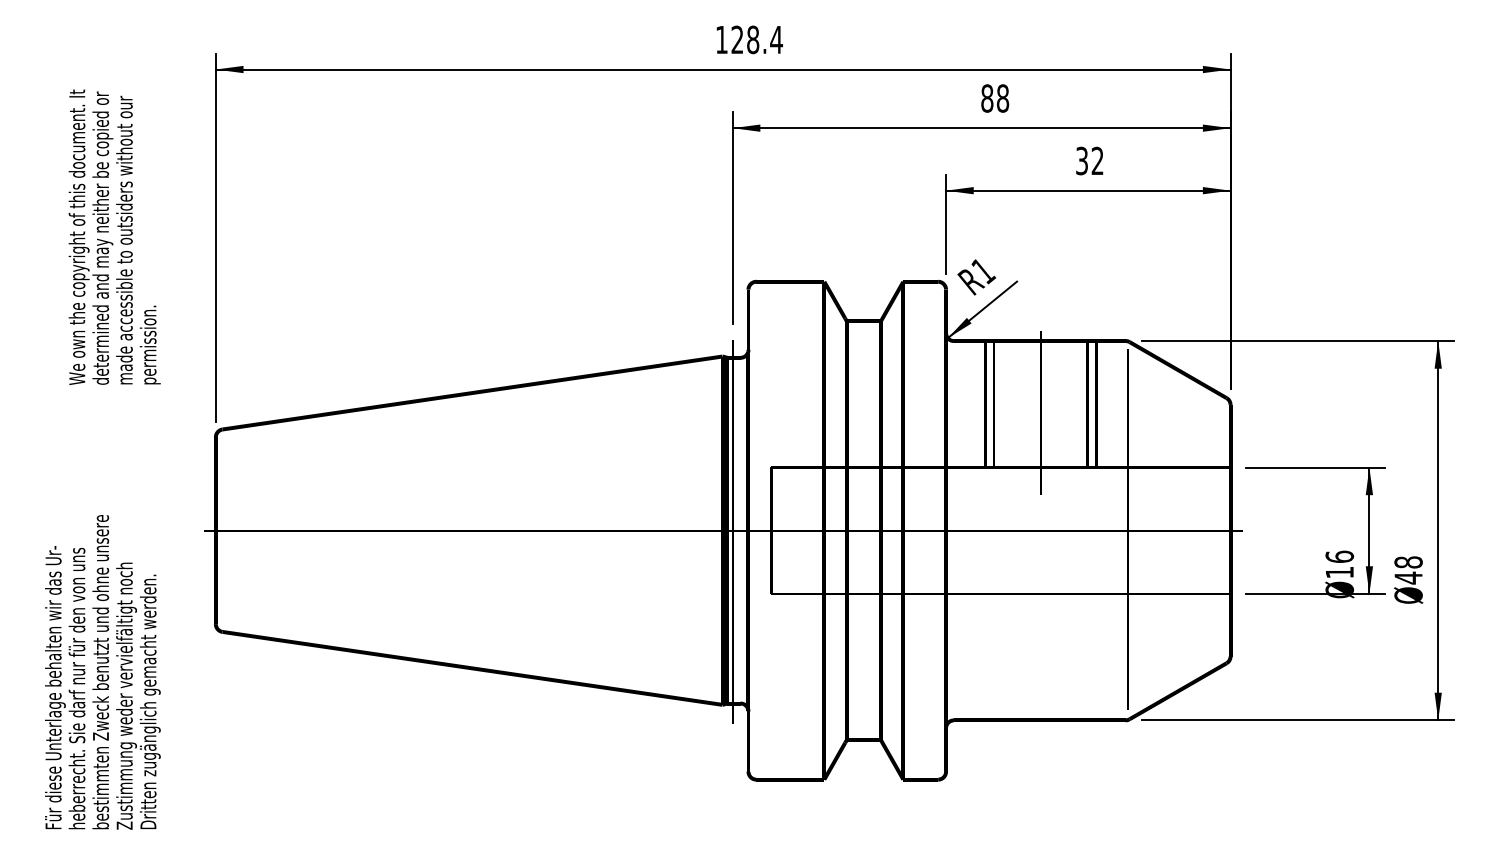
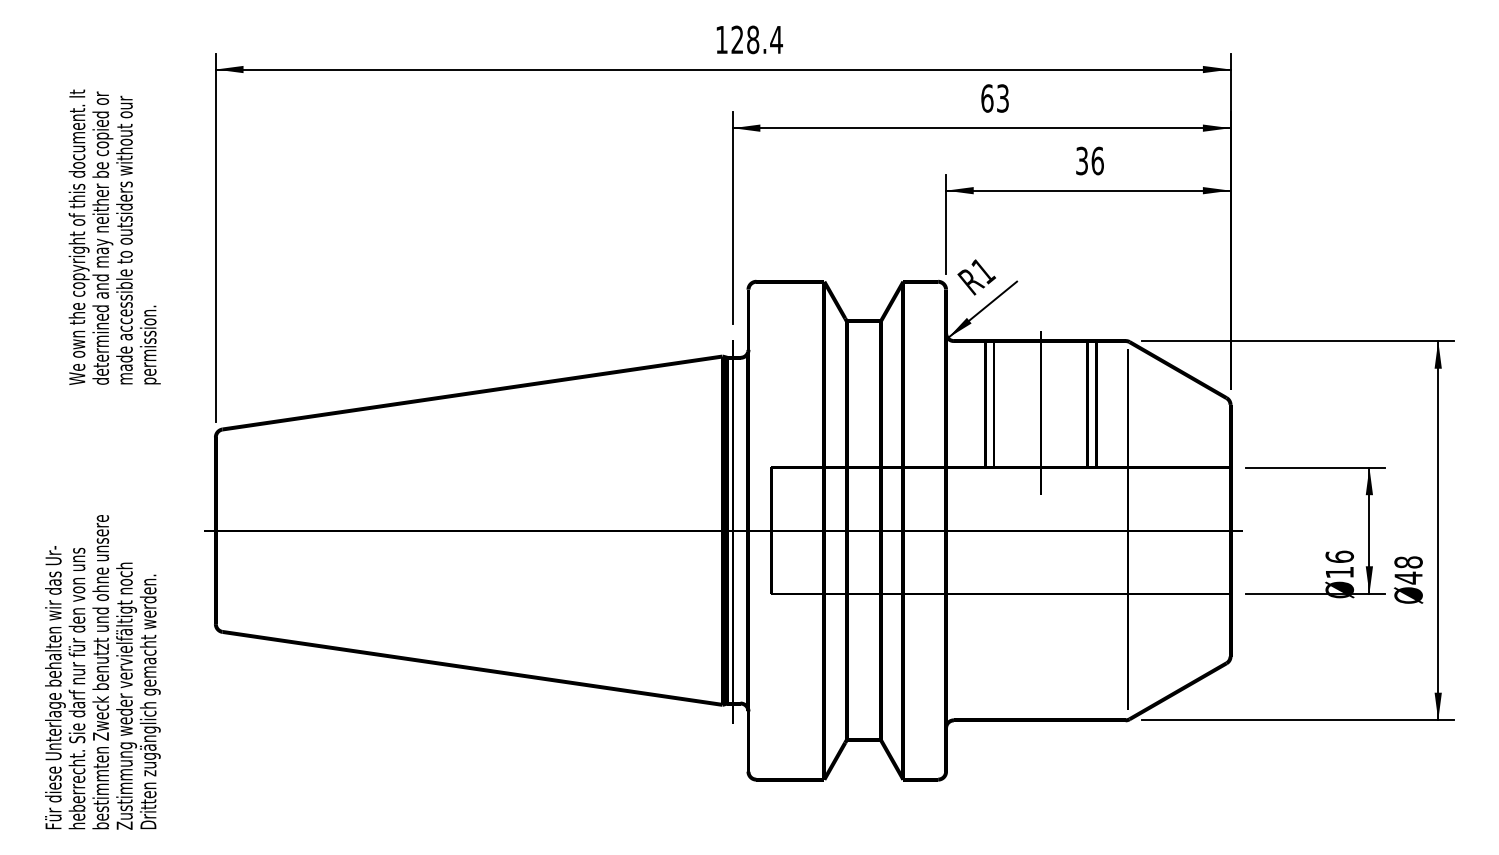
text: 88 -> 63 (995, 98)
text: 32 -> 36 (1097, 160)
